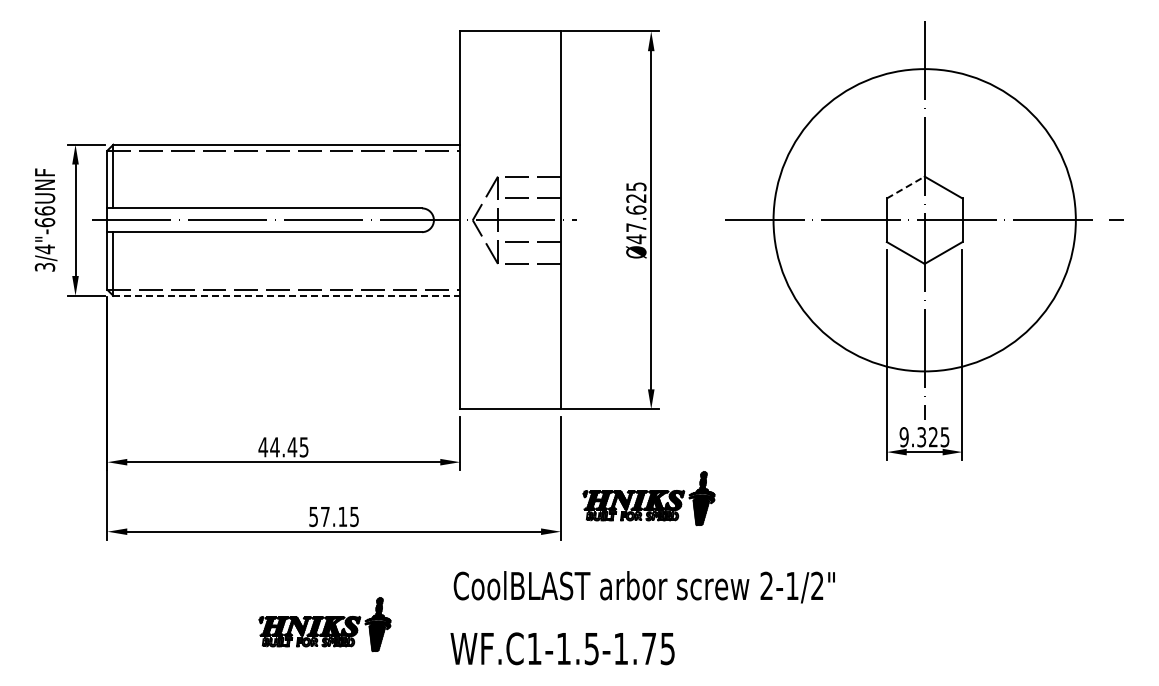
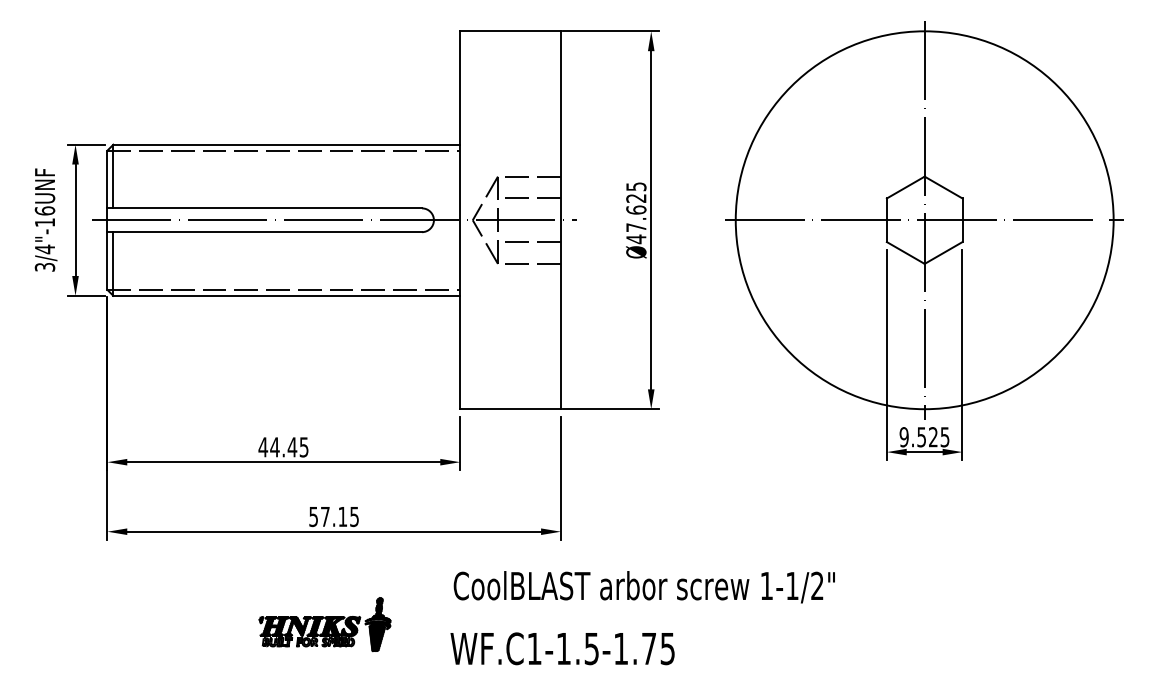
line: dashed -> solid (905, 187)
circle diameter: 302 px -> 378 px (924, 220)
text: 3/4"-66UNF -> 3/4"-16UNF (44, 222)
line: dashed -> solid (287, 295)
text: 9.325 -> 9.525 (921, 436)
part: present -> none (648, 498)
text: 2-1/2" -> 1-1/2" (766, 585)
